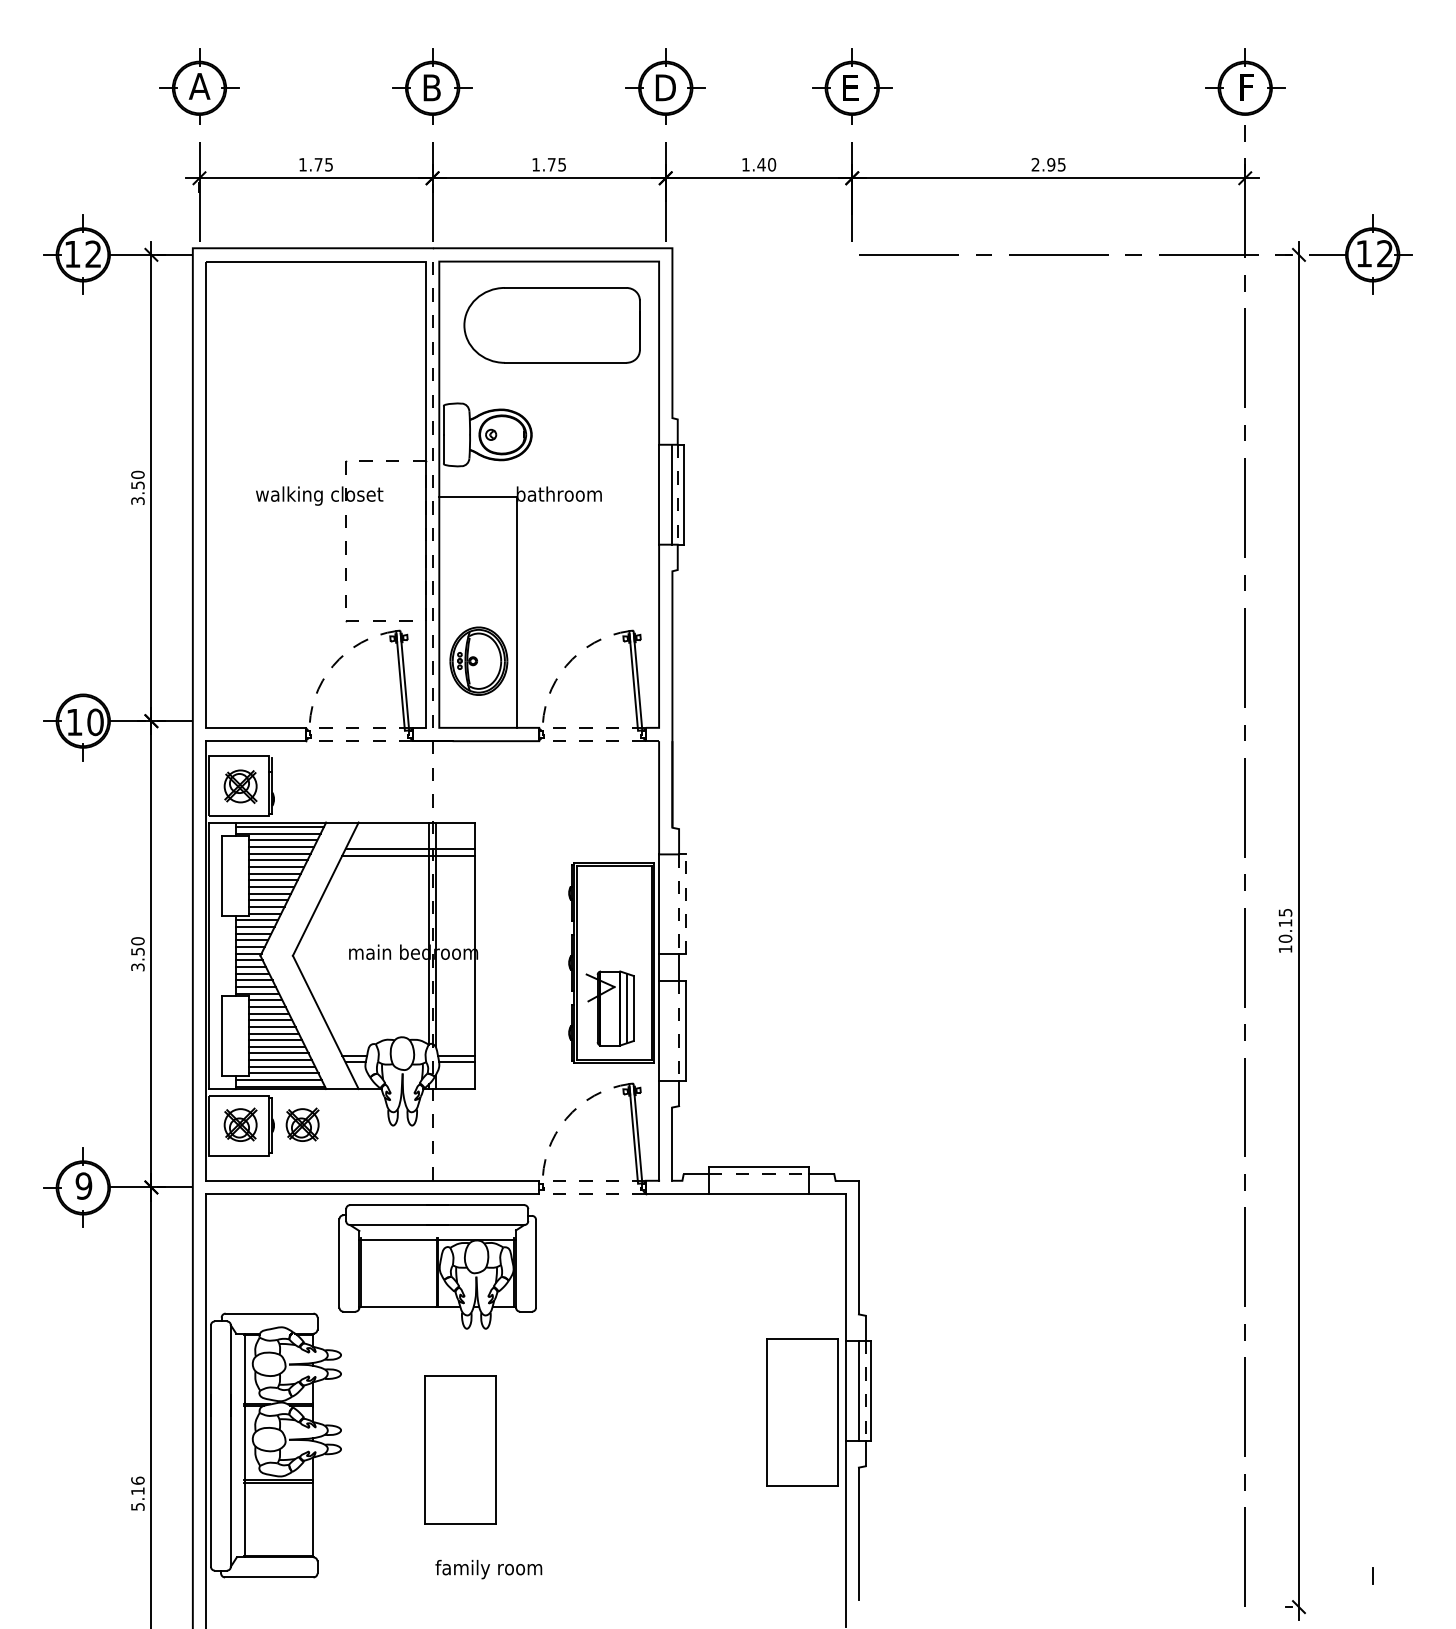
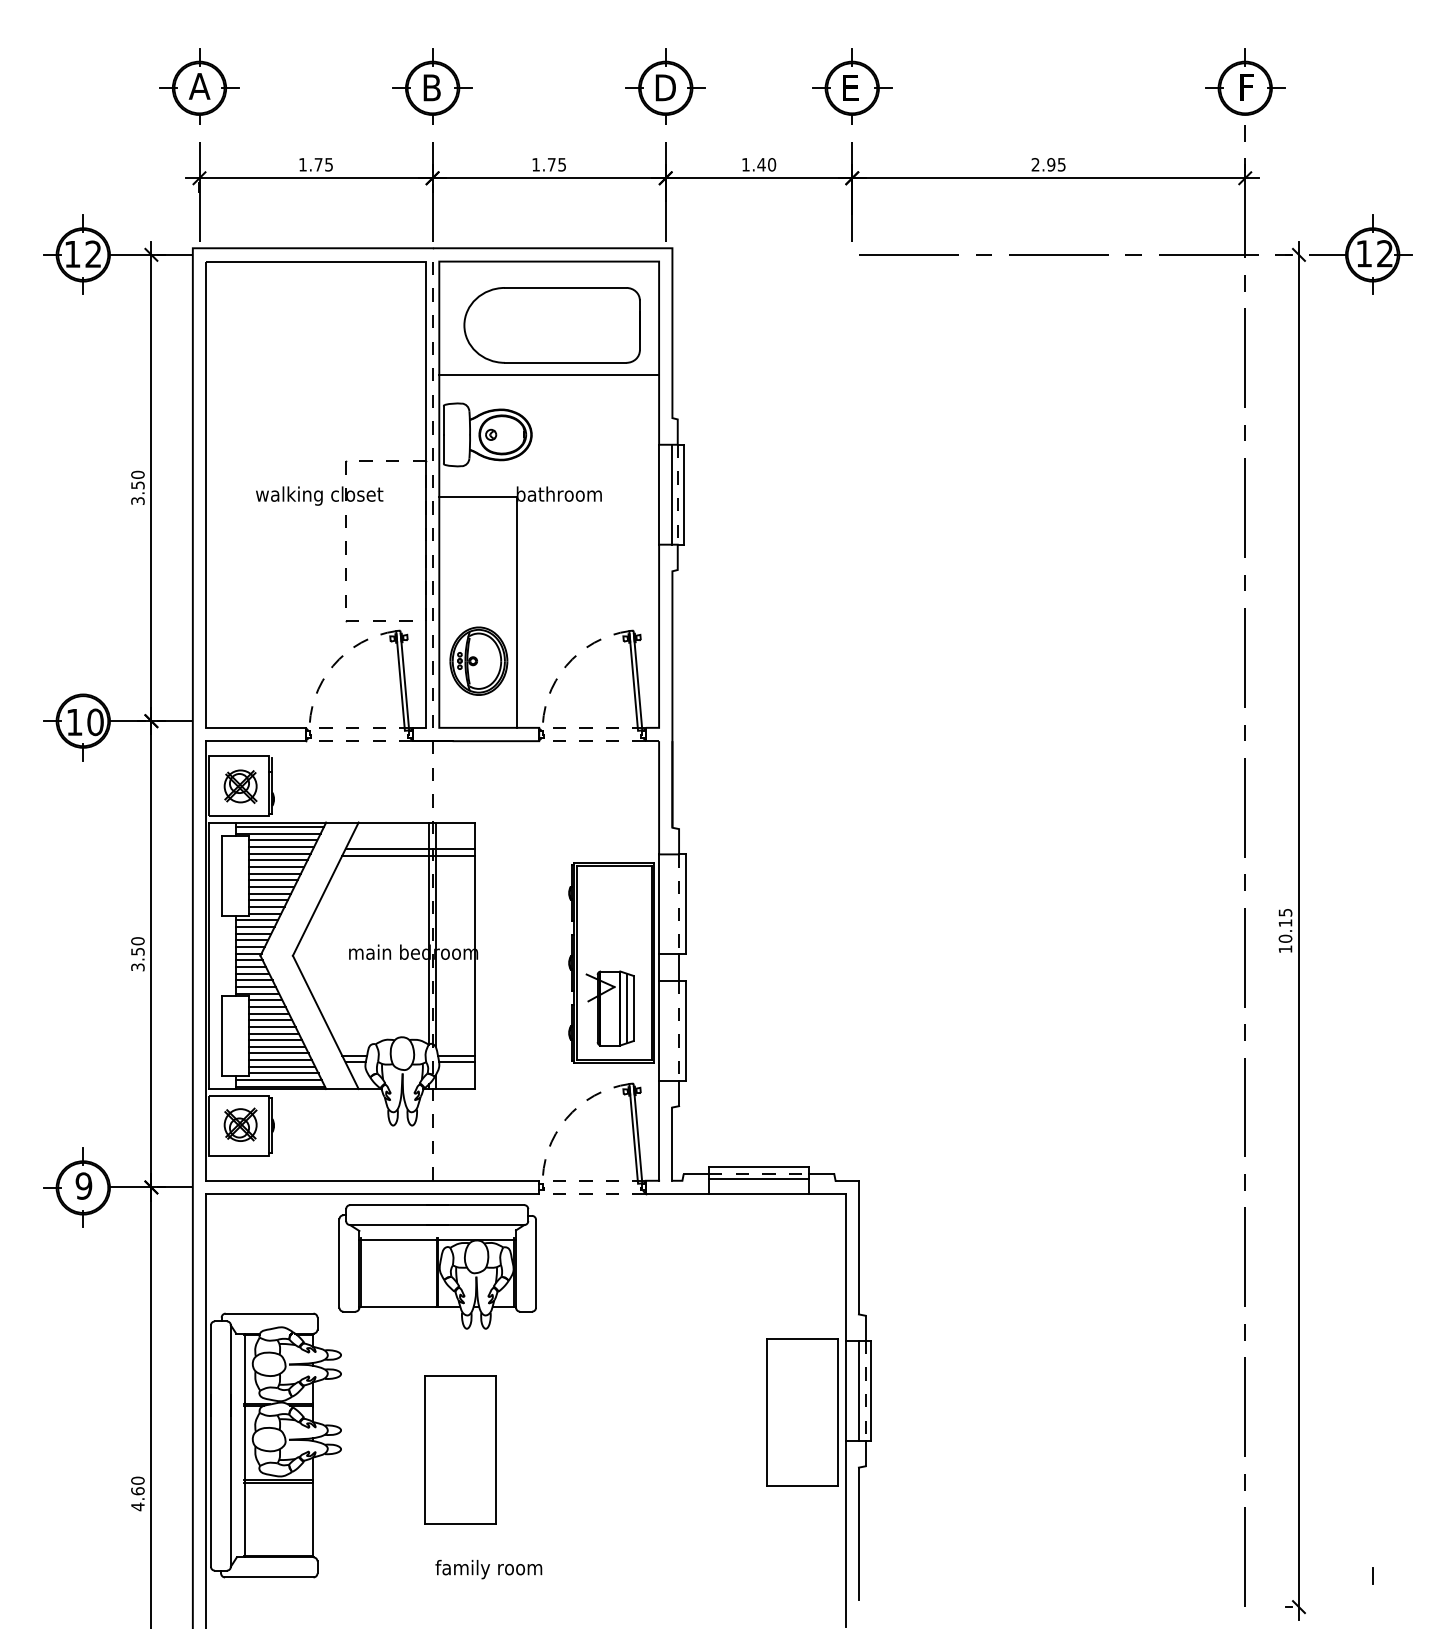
line: none -> present (549, 375)
line: dashed -> solid (685, 904)
part: present -> none (302, 1124)
line: none -> present (758, 1179)
text: 5.16 -> 4.60 (137, 1493)
